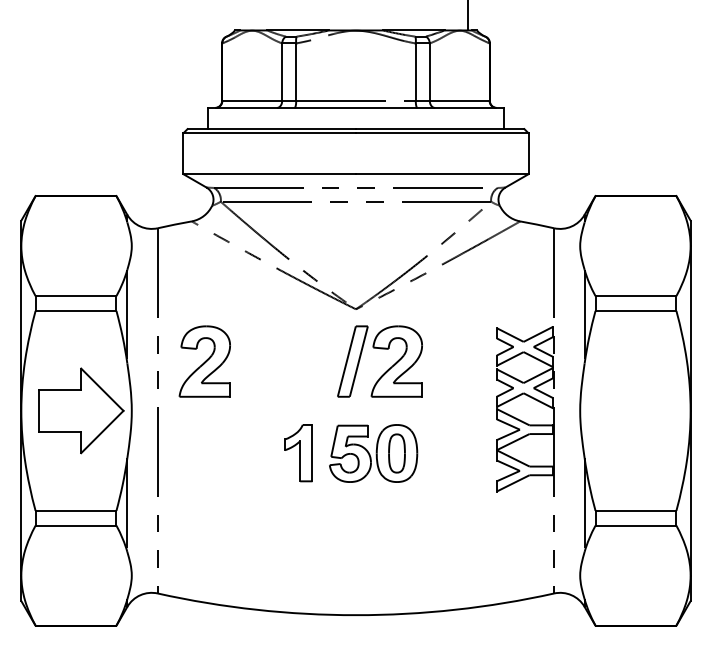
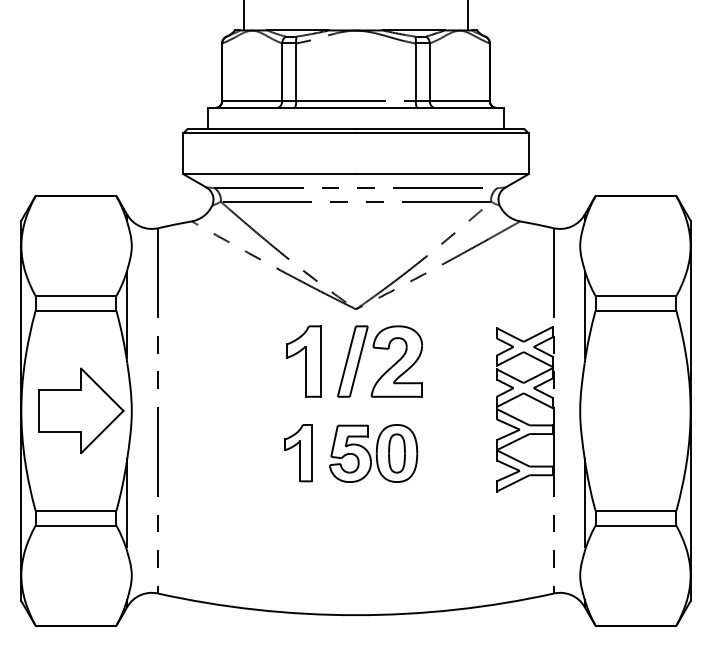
line: none -> present (243, 16)
part: present -> none (204, 361)
part: none -> present (303, 361)
